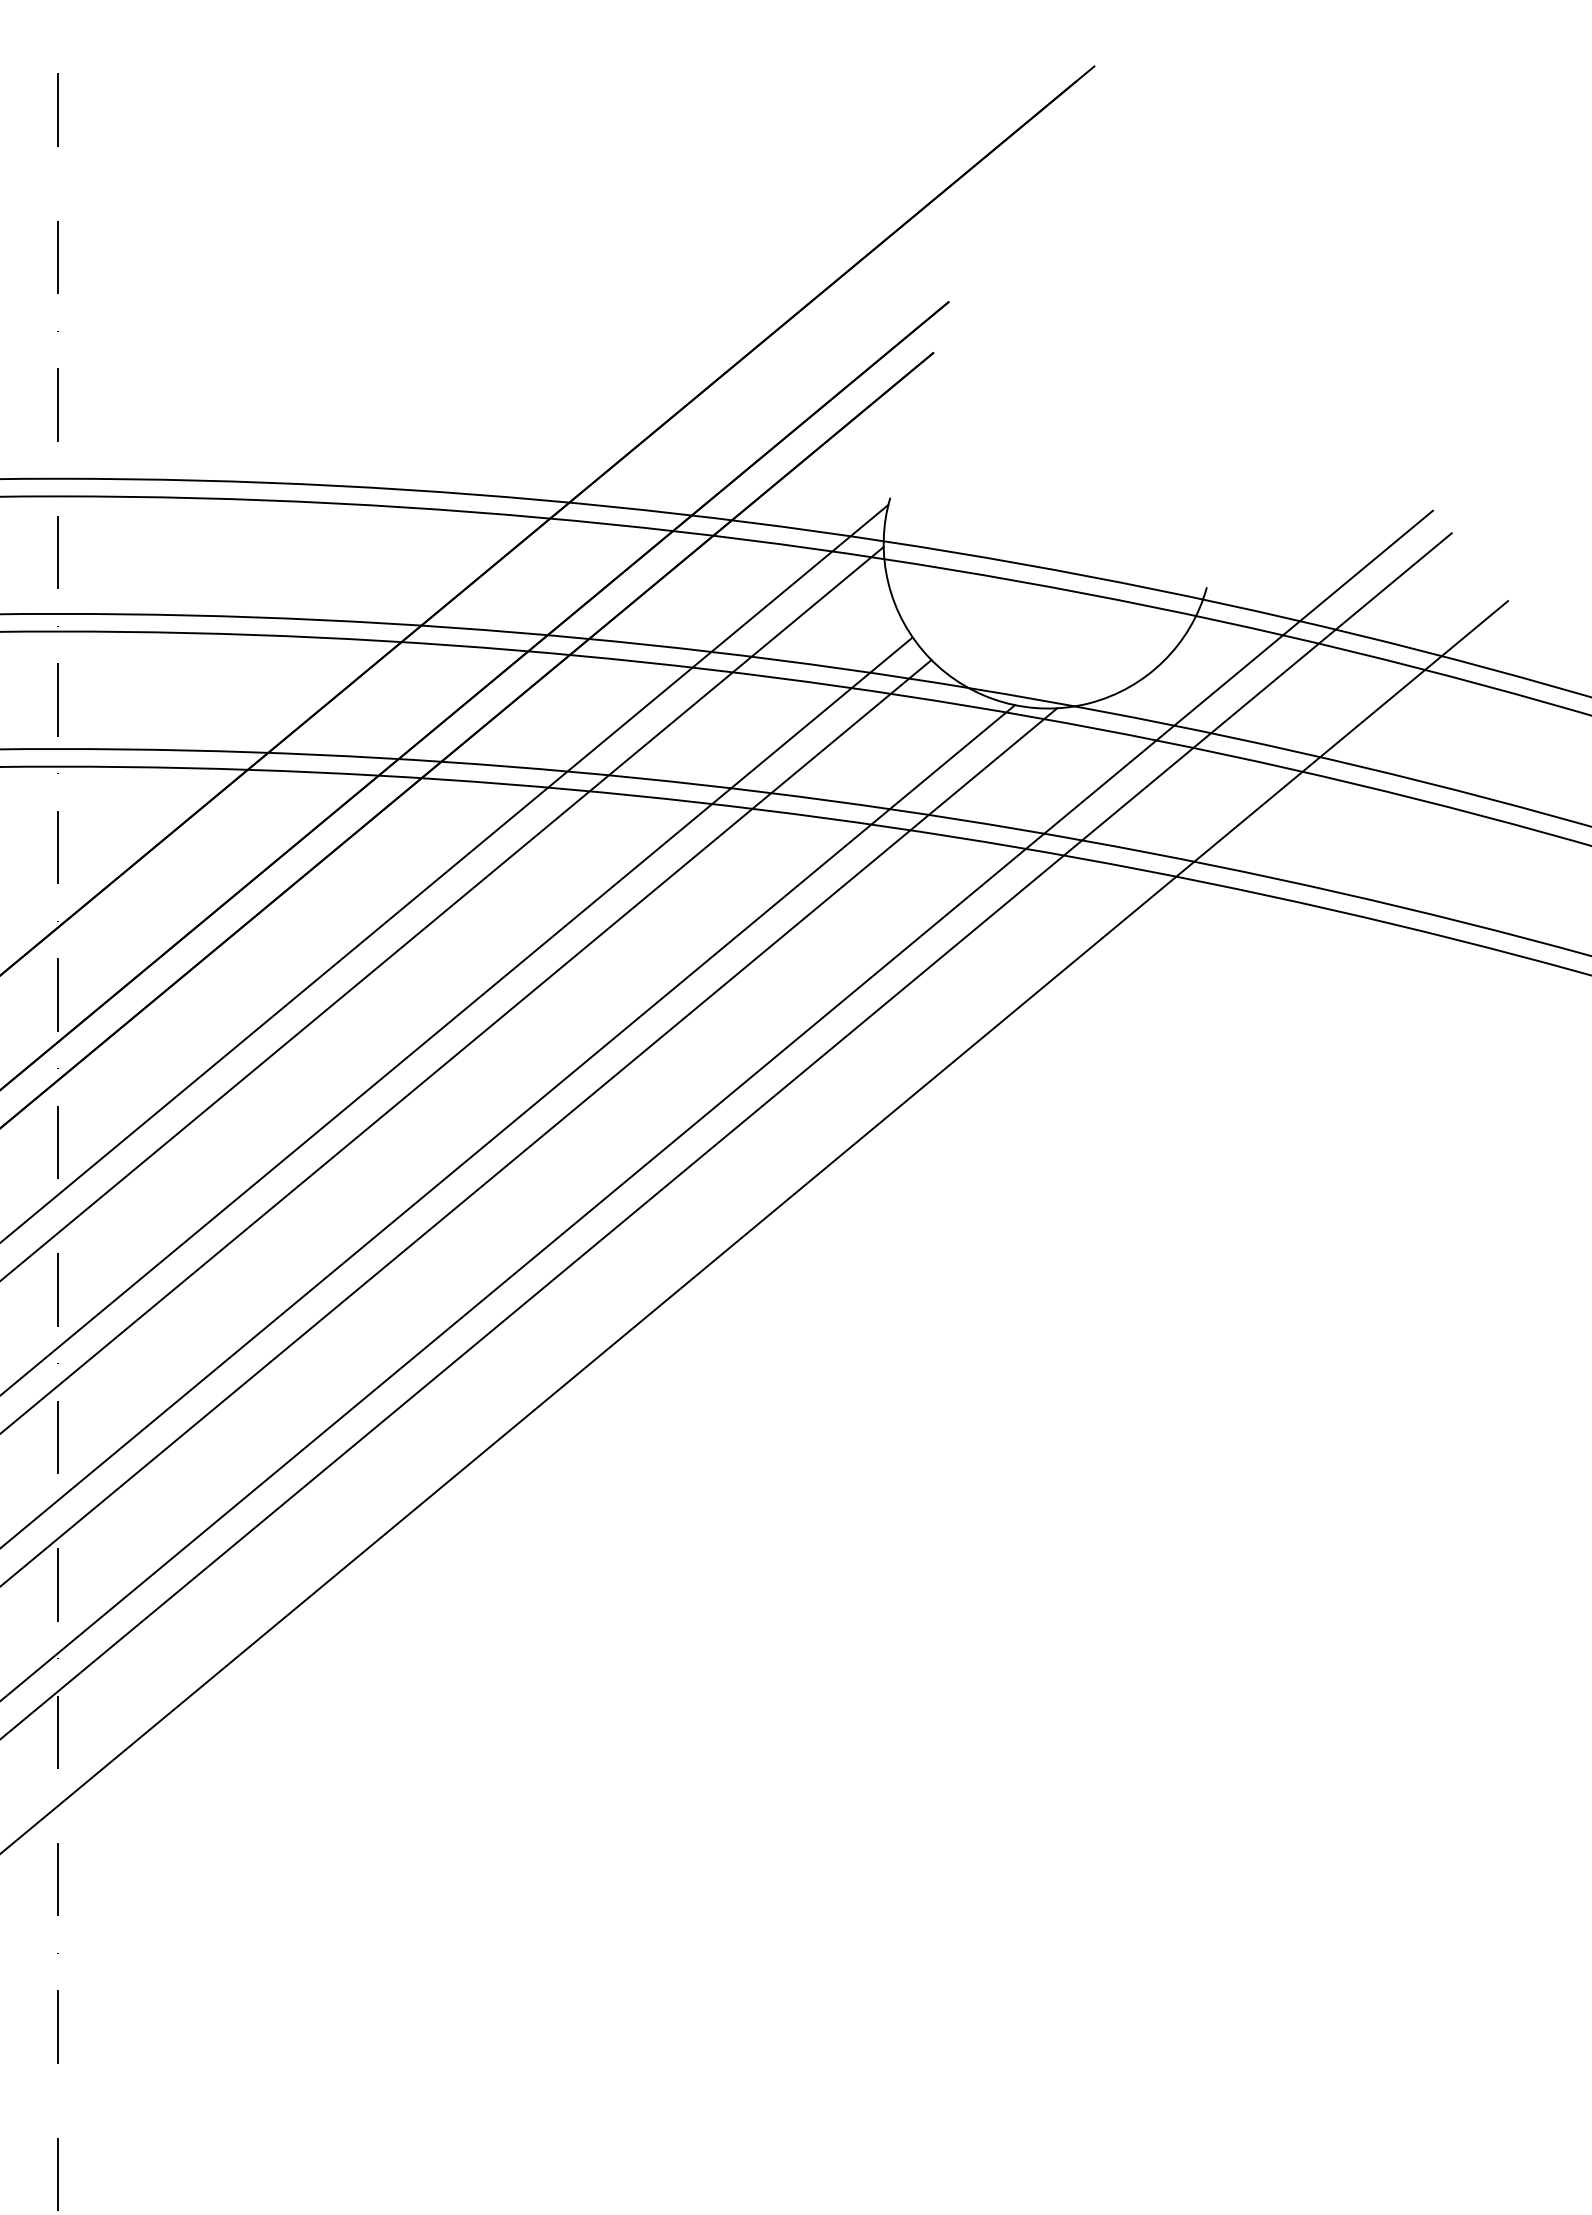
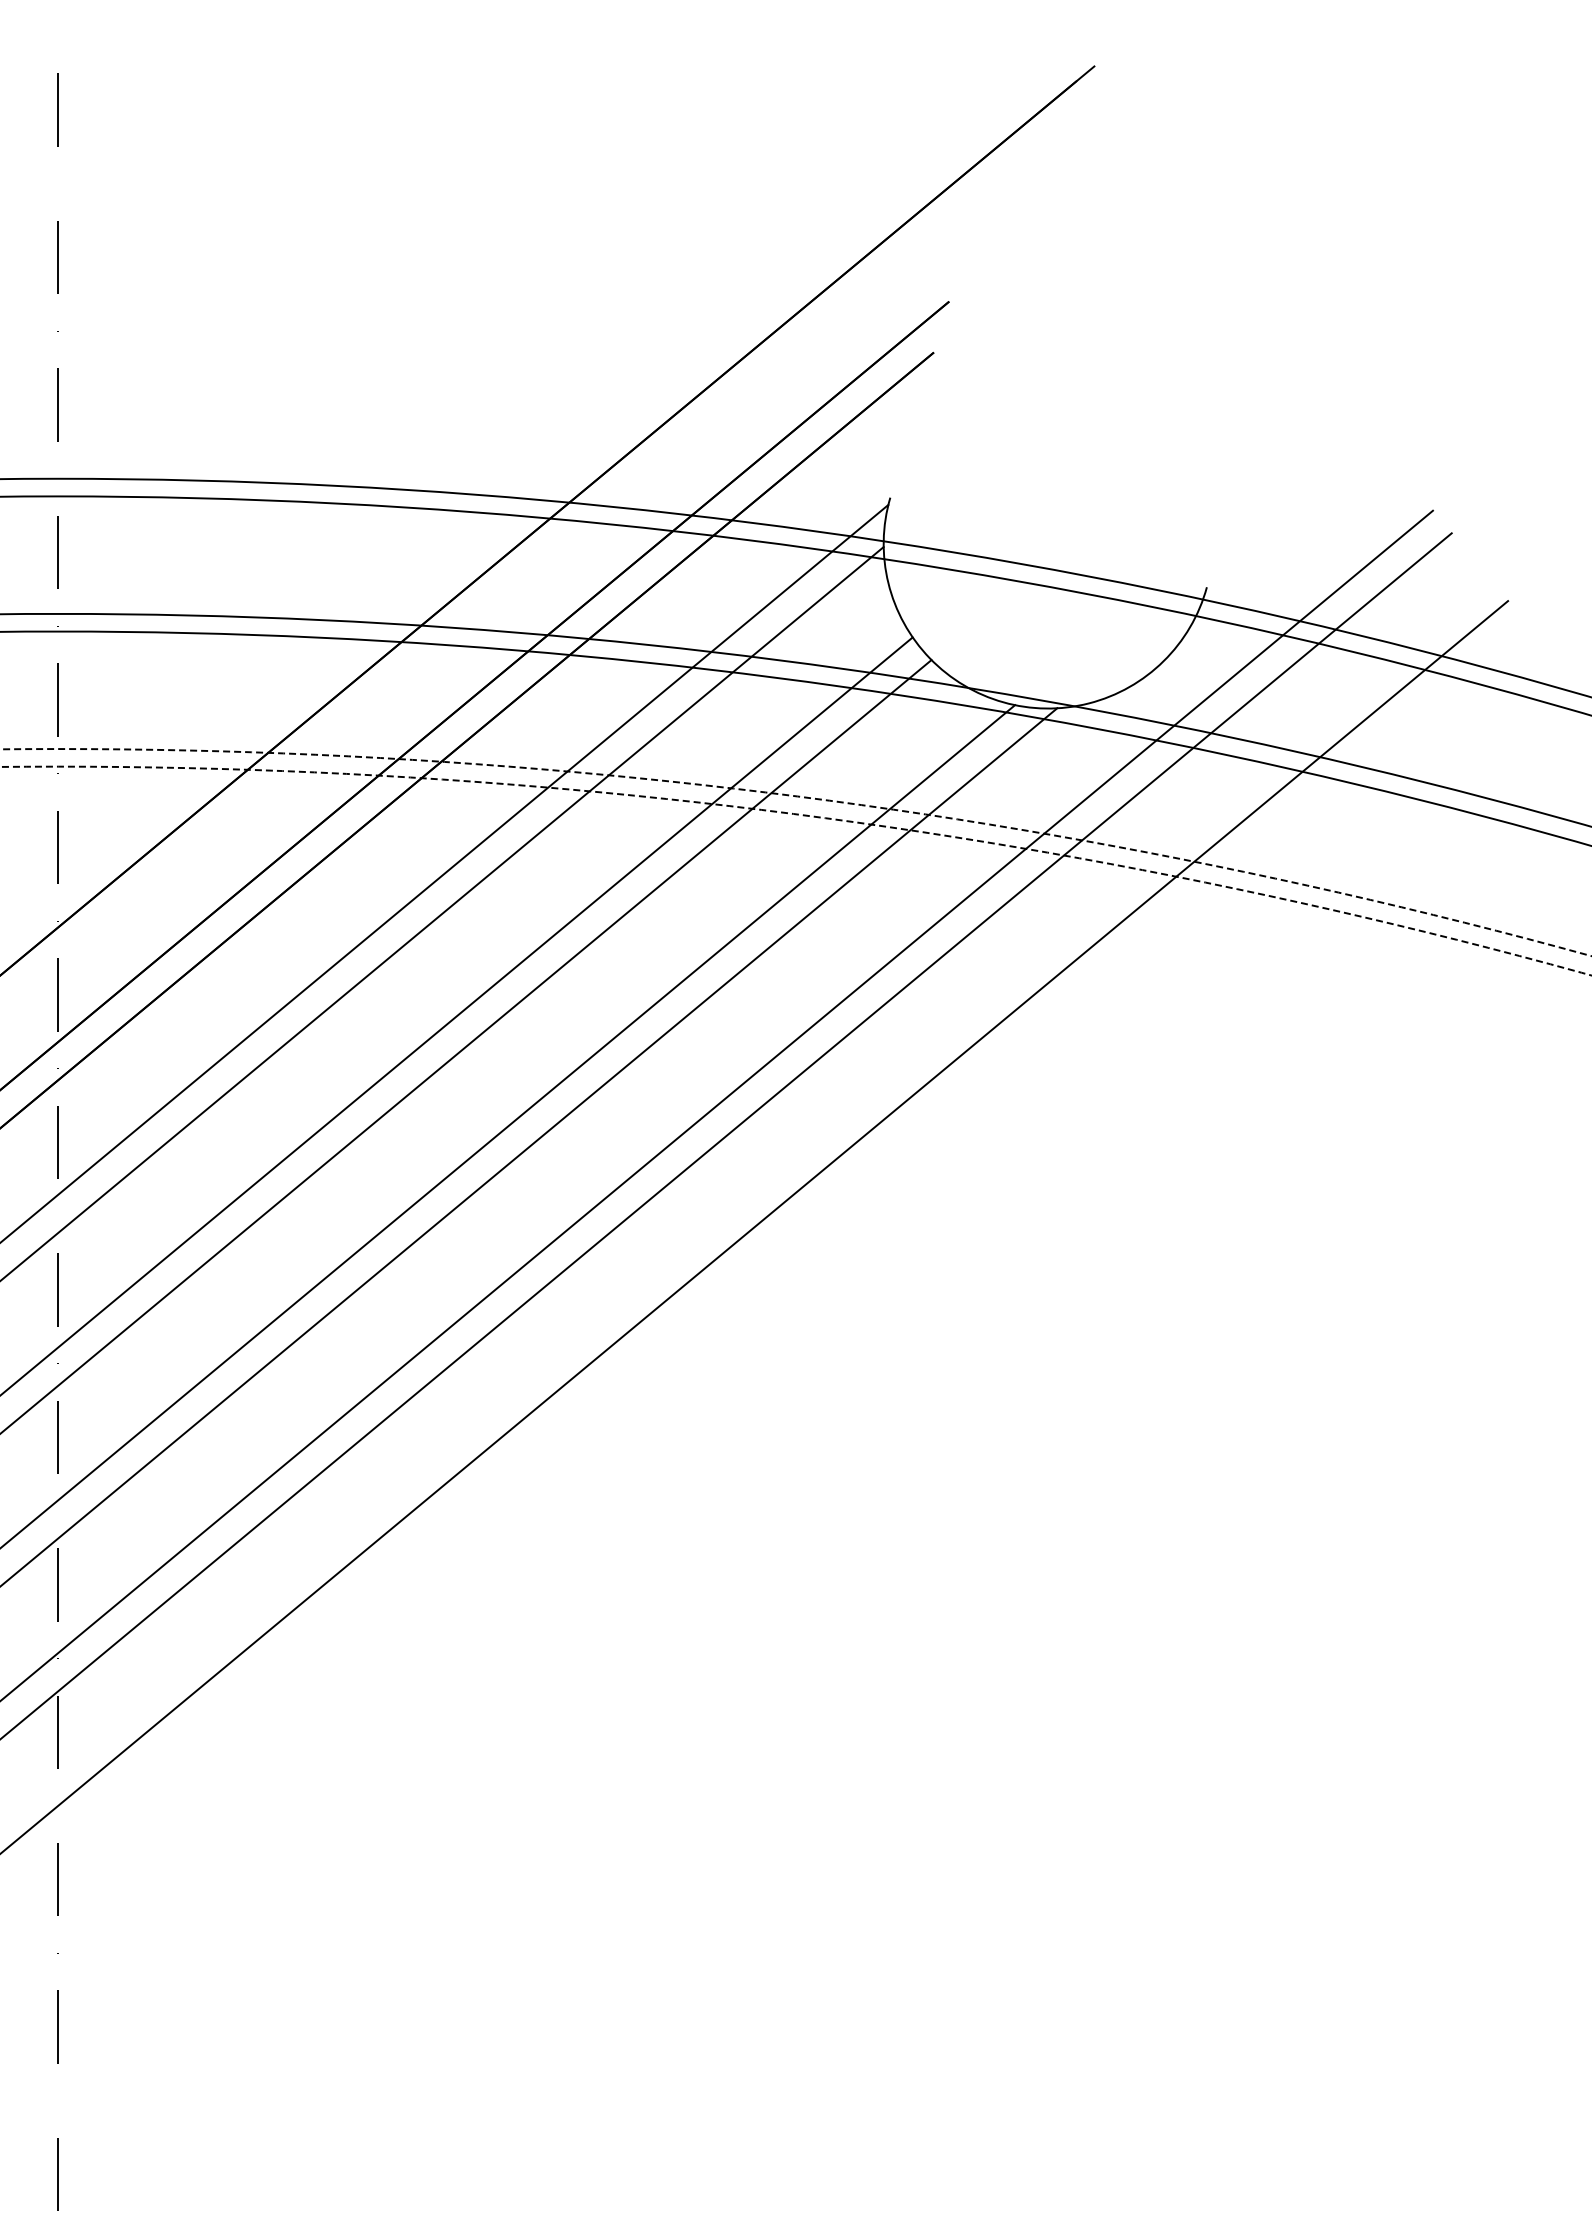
arc: solid -> dashed (802, 797)
arc: solid -> dashed (801, 815)
